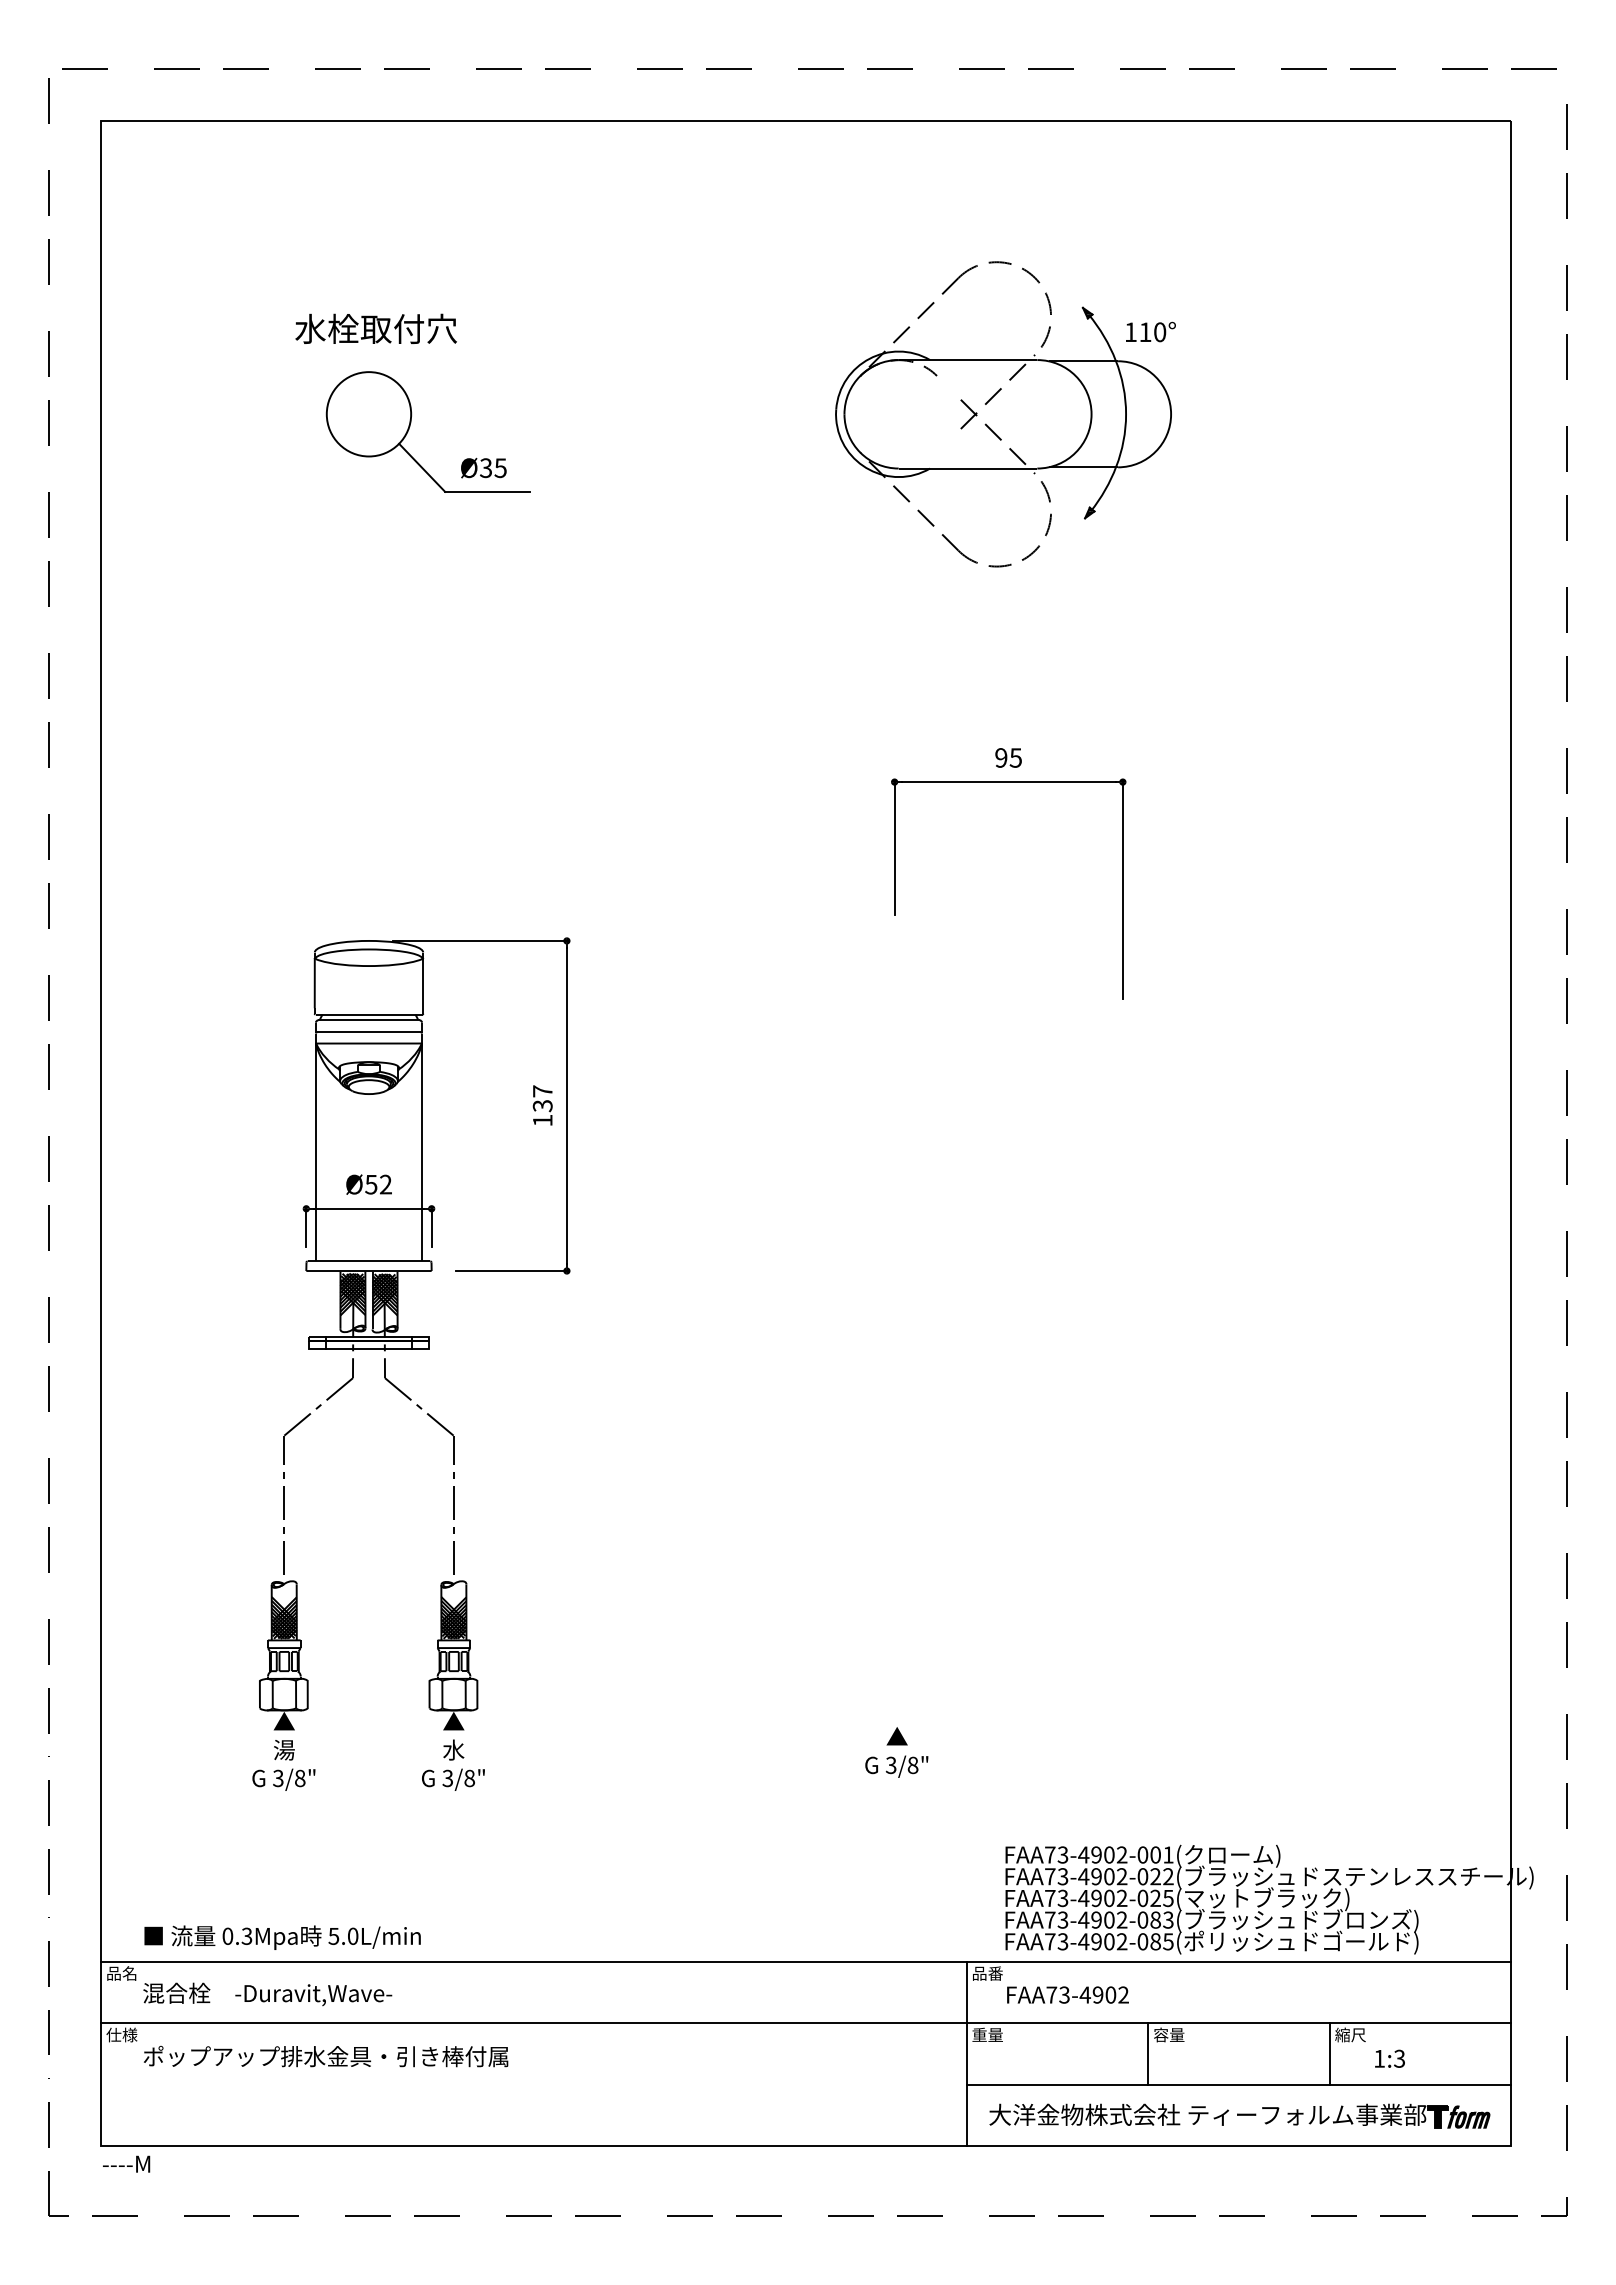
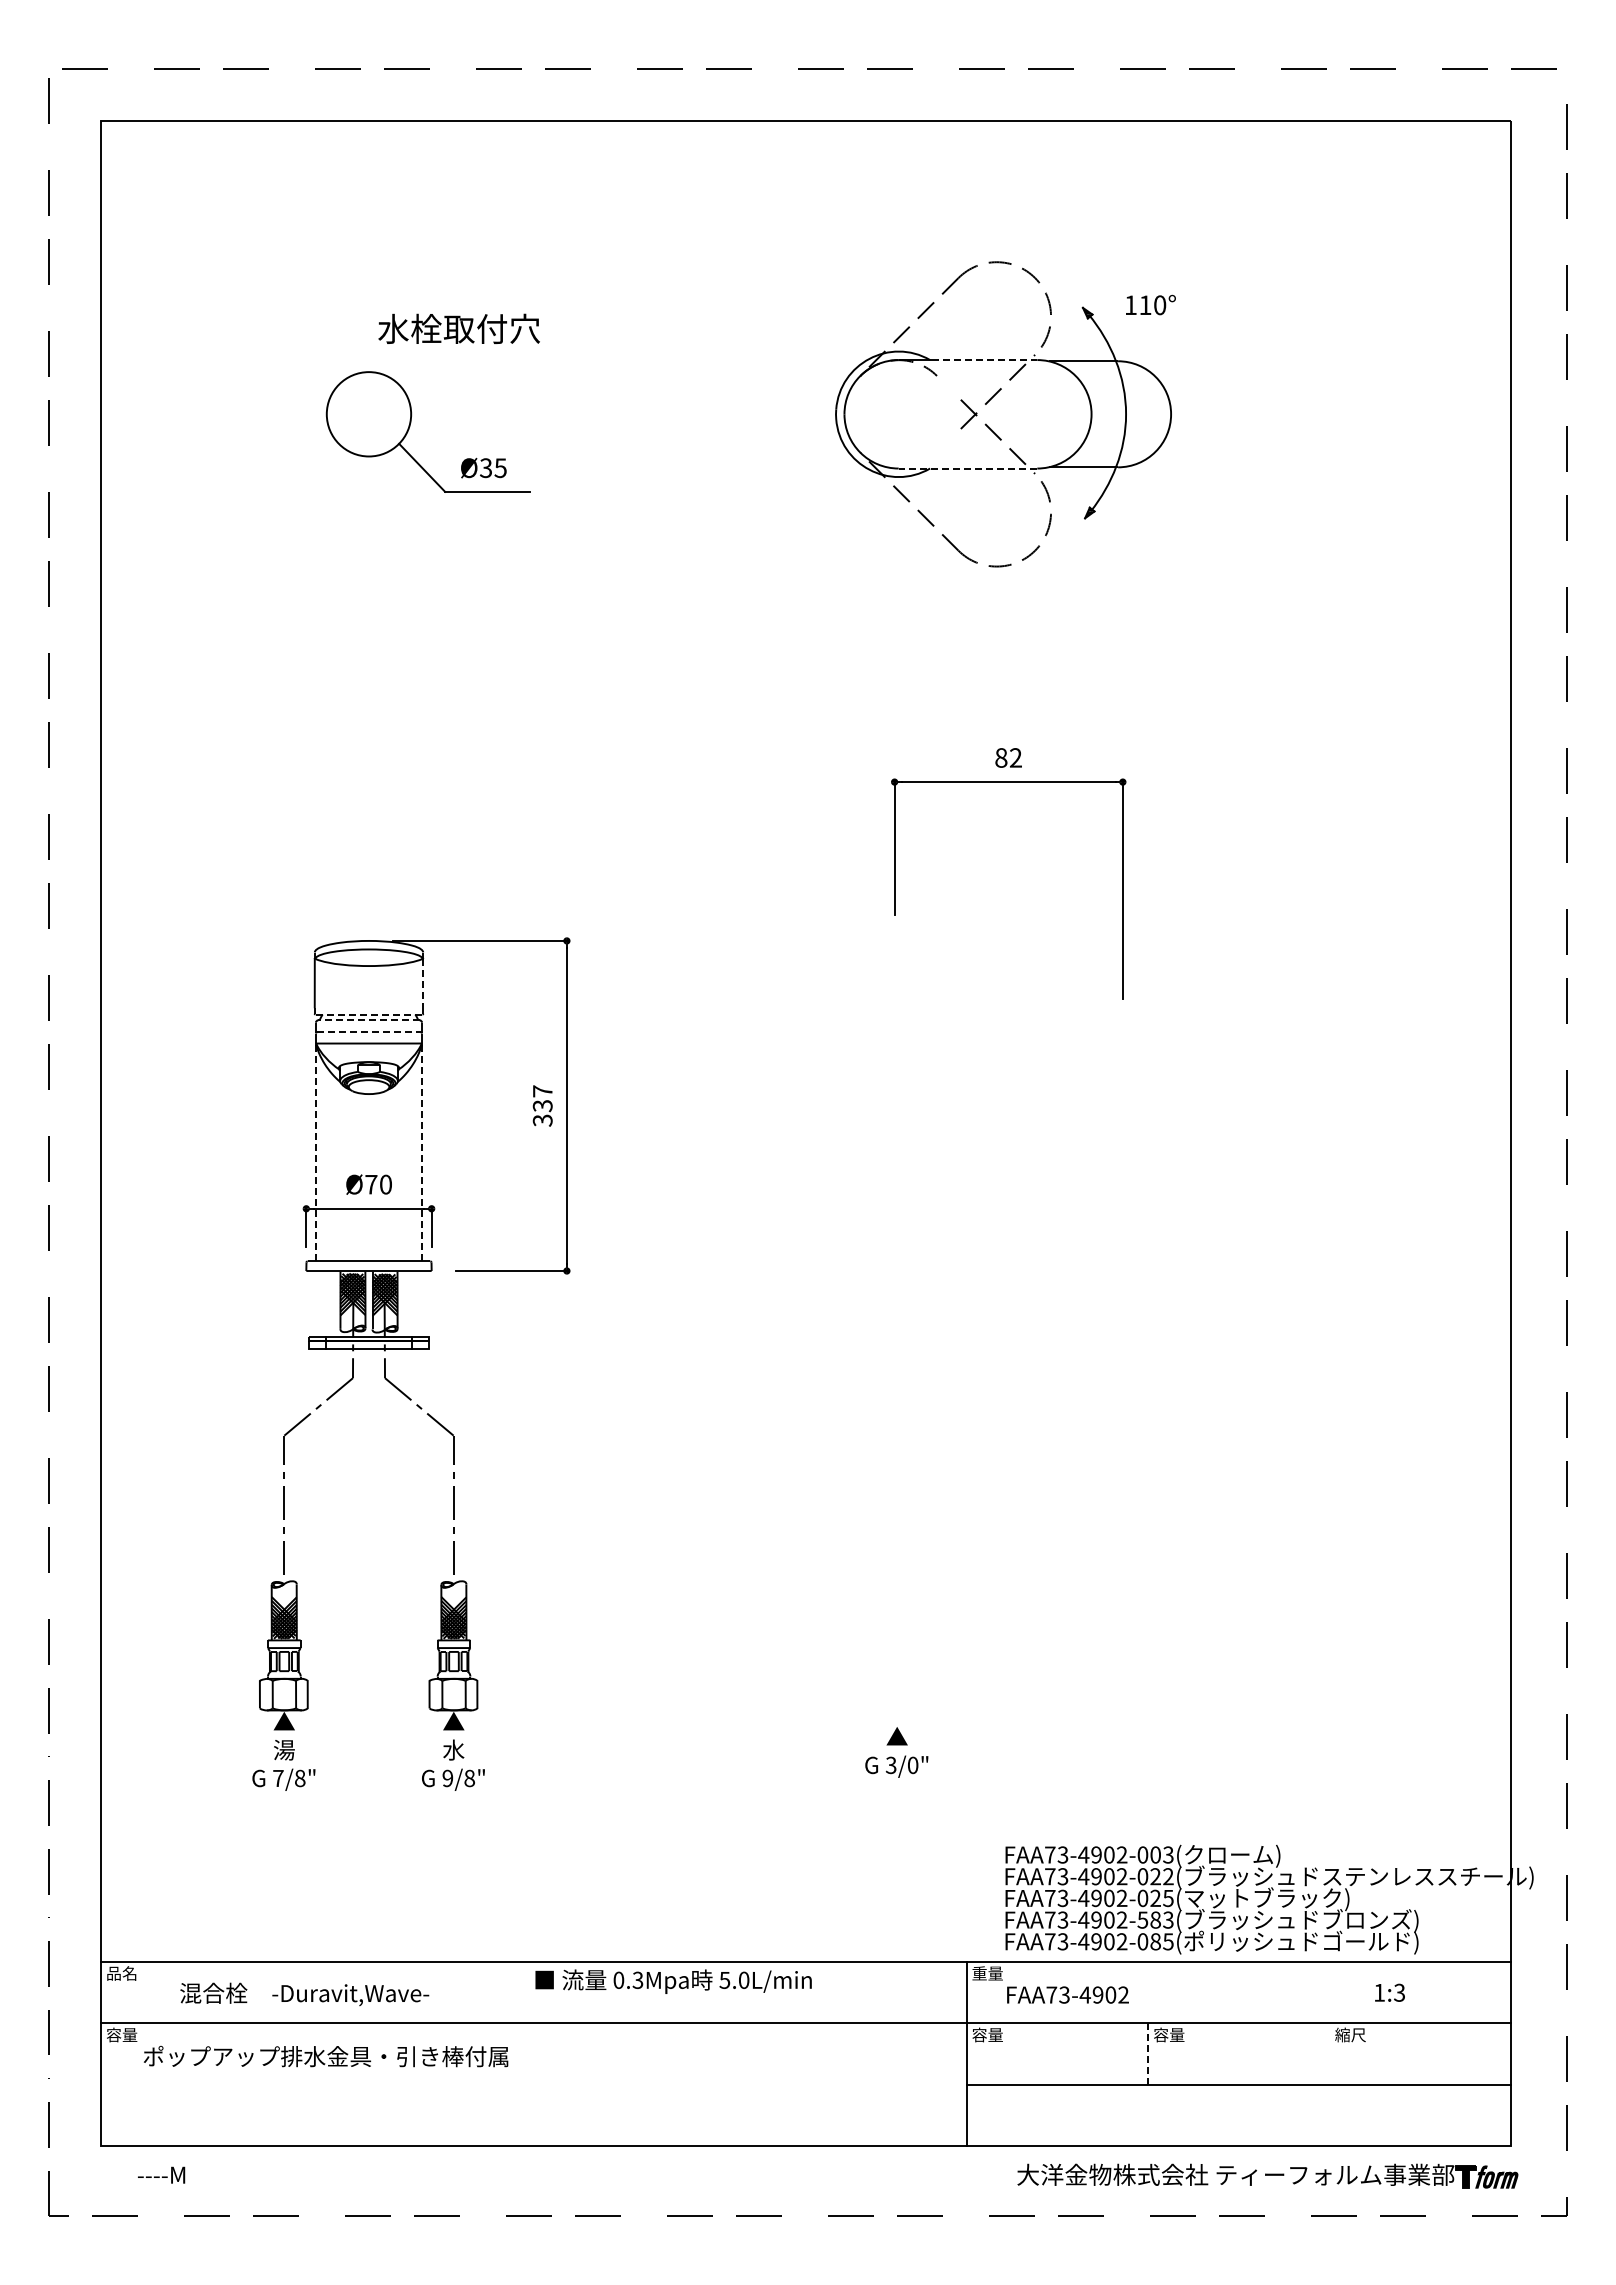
text position: (375, 328) -> (458, 328) (458, 328)
text position: (1150, 331) -> (1150, 304) (1150, 304)
line: solid -> dashed (985, 360)
line: solid -> dashed (967, 468)
text: 95 -> 82 (1008, 757)
line: solid -> dashed (423, 983)
line: solid -> dashed (369, 1014)
line: solid -> dashed (369, 1020)
line: solid -> dashed (368, 1032)
text: 137 -> 337 (542, 1120)
line: solid -> dashed (422, 1151)
line: solid -> dashed (315, 1152)
text: Ø52 -> Ø70 (378, 1184)
text: 3/8" -> 3/0" (912, 1765)
text: 3/8" -> 7/8" (278, 1778)
text: 3/8" -> 9/8" (447, 1778)
text: FAA73-4902-001( -> FAA73-4902-003( (1168, 1854)
text: FAA73-4902-083( -> FAA73-4902-583( (1142, 1919)
text position: (282, 1937) -> (673, 1981) (673, 1981)
text: 品番 -> 重量 (987, 1973)
text position: (267, 1994) -> (304, 1994) (304, 1994)
text: 仕様 -> 容量 (121, 2034)
text: 重量 -> 容量 (979, 2034)
line: solid -> dashed (1148, 2053)
line: present -> none (1329, 2053)
text position: (1389, 2058) -> (1389, 1992) (1389, 1992)
part position: (1239, 2115) -> (1267, 2175) (1267, 2175)
text position: (126, 2163) -> (161, 2174) (161, 2174)
